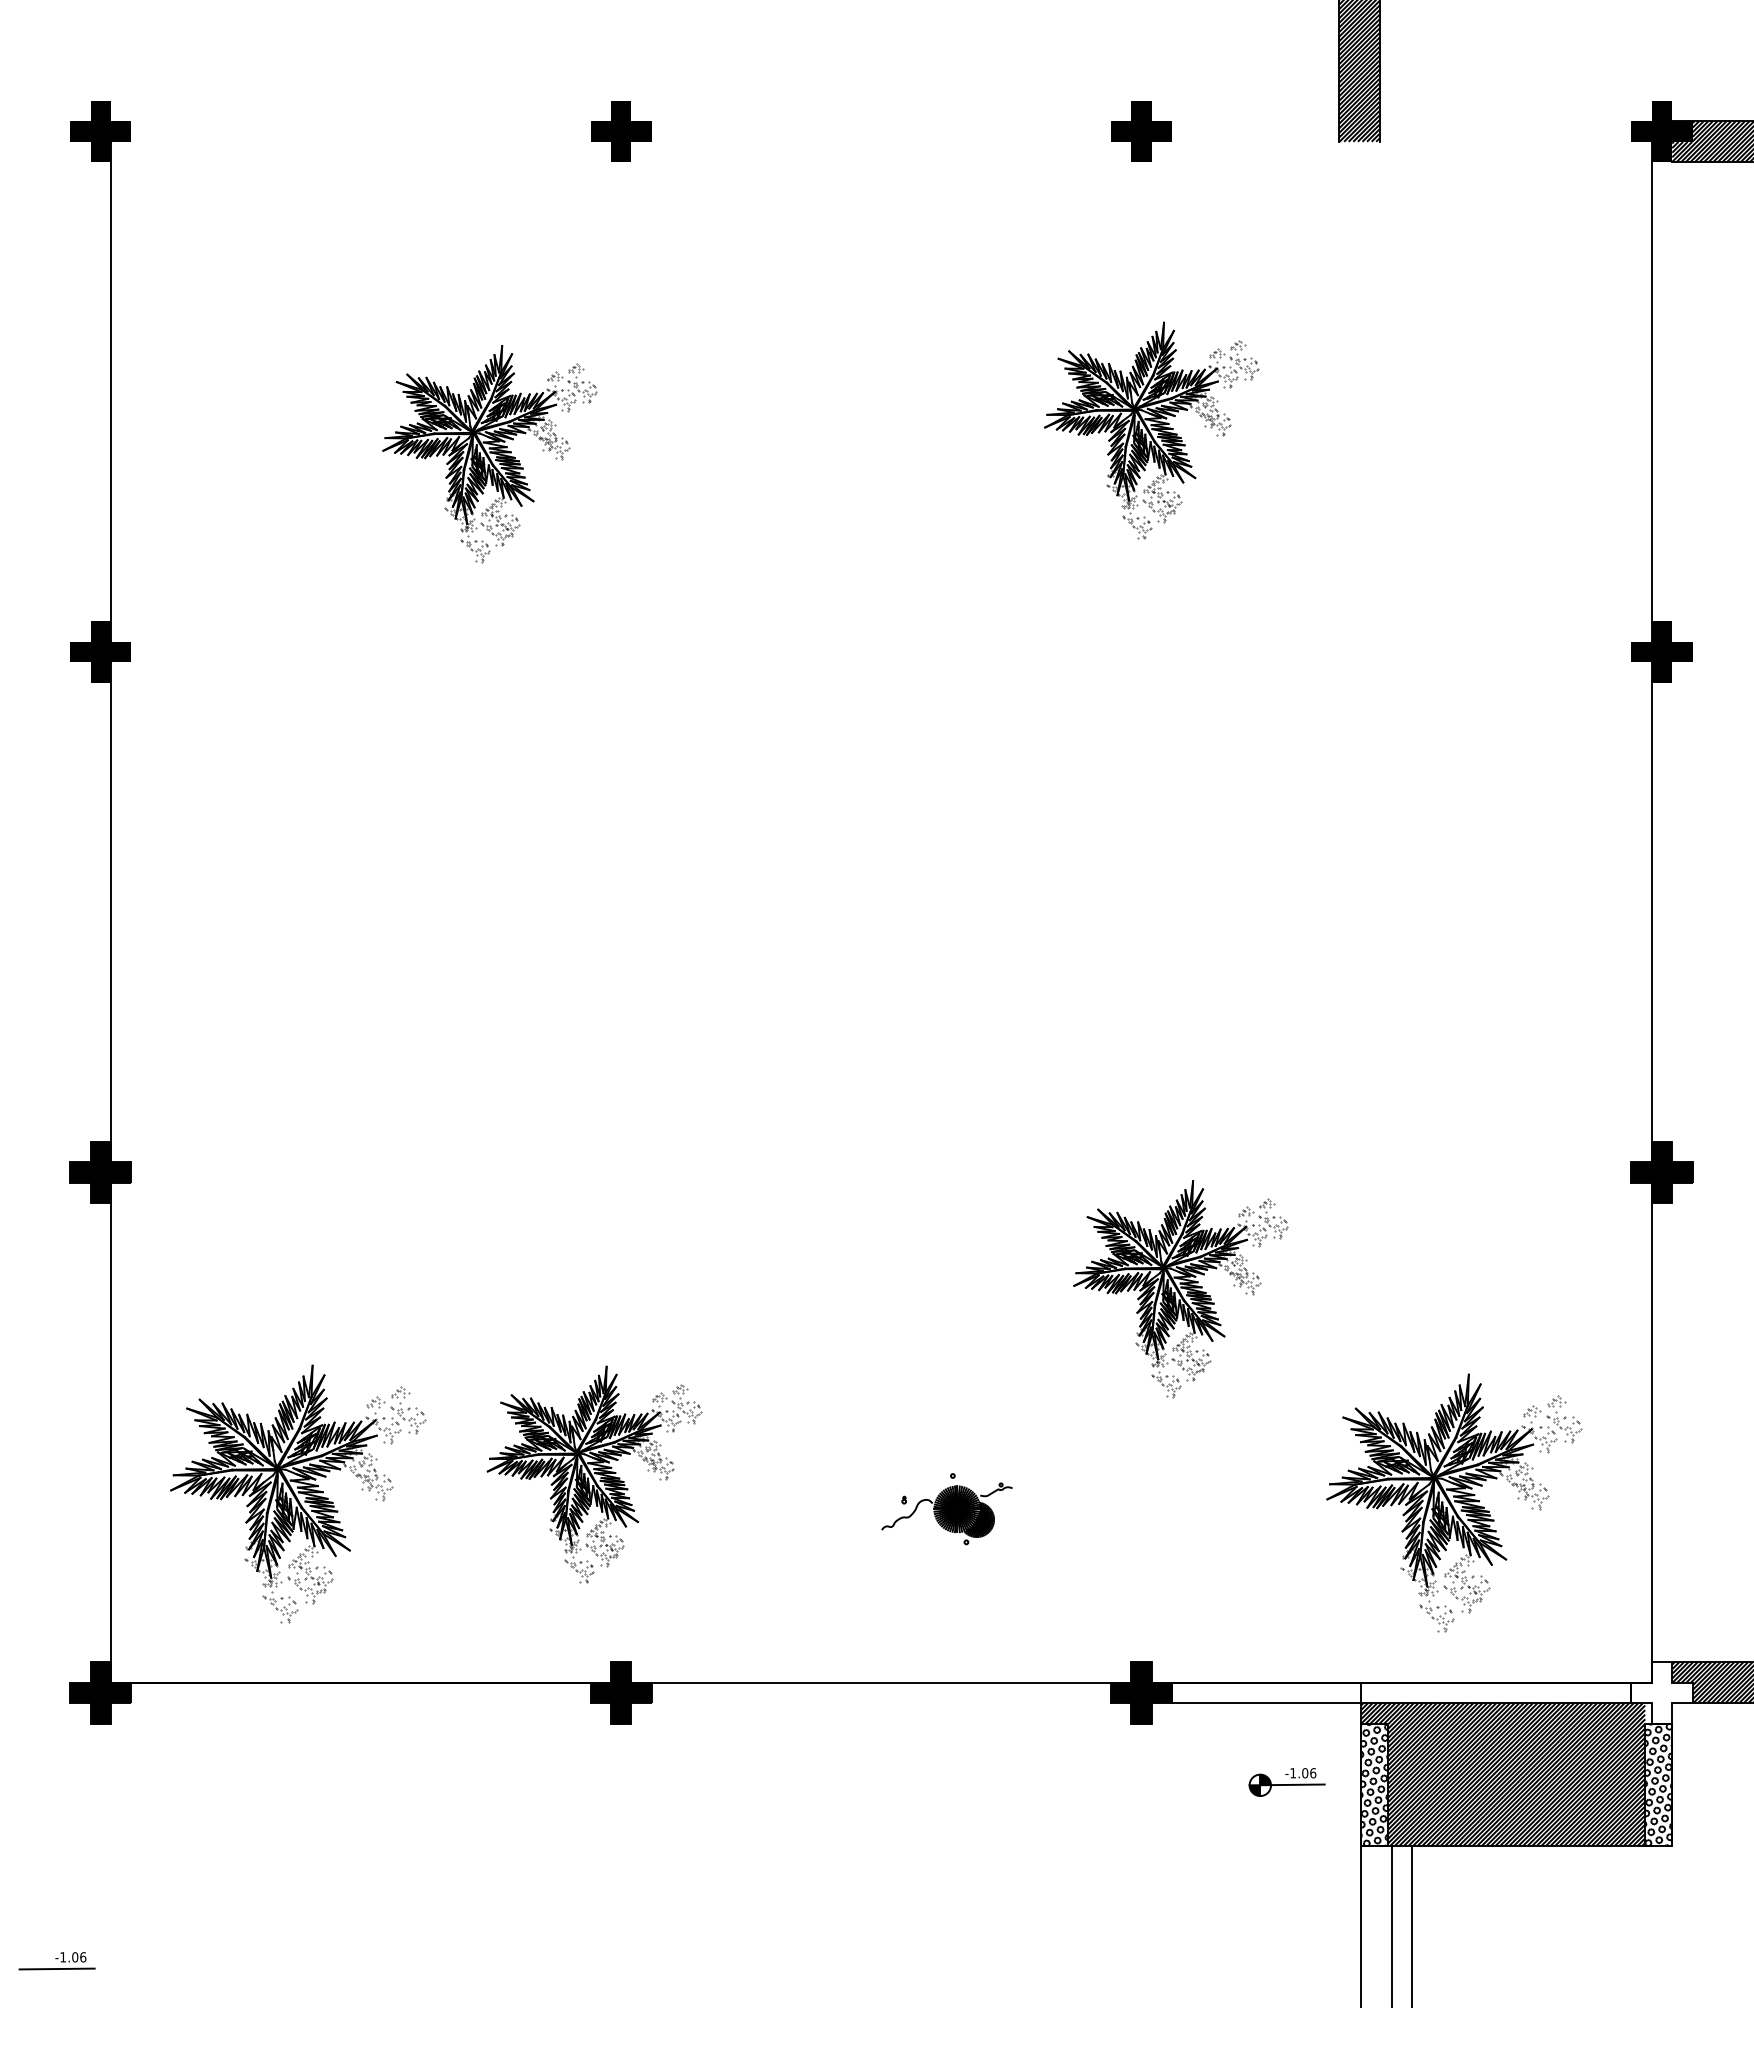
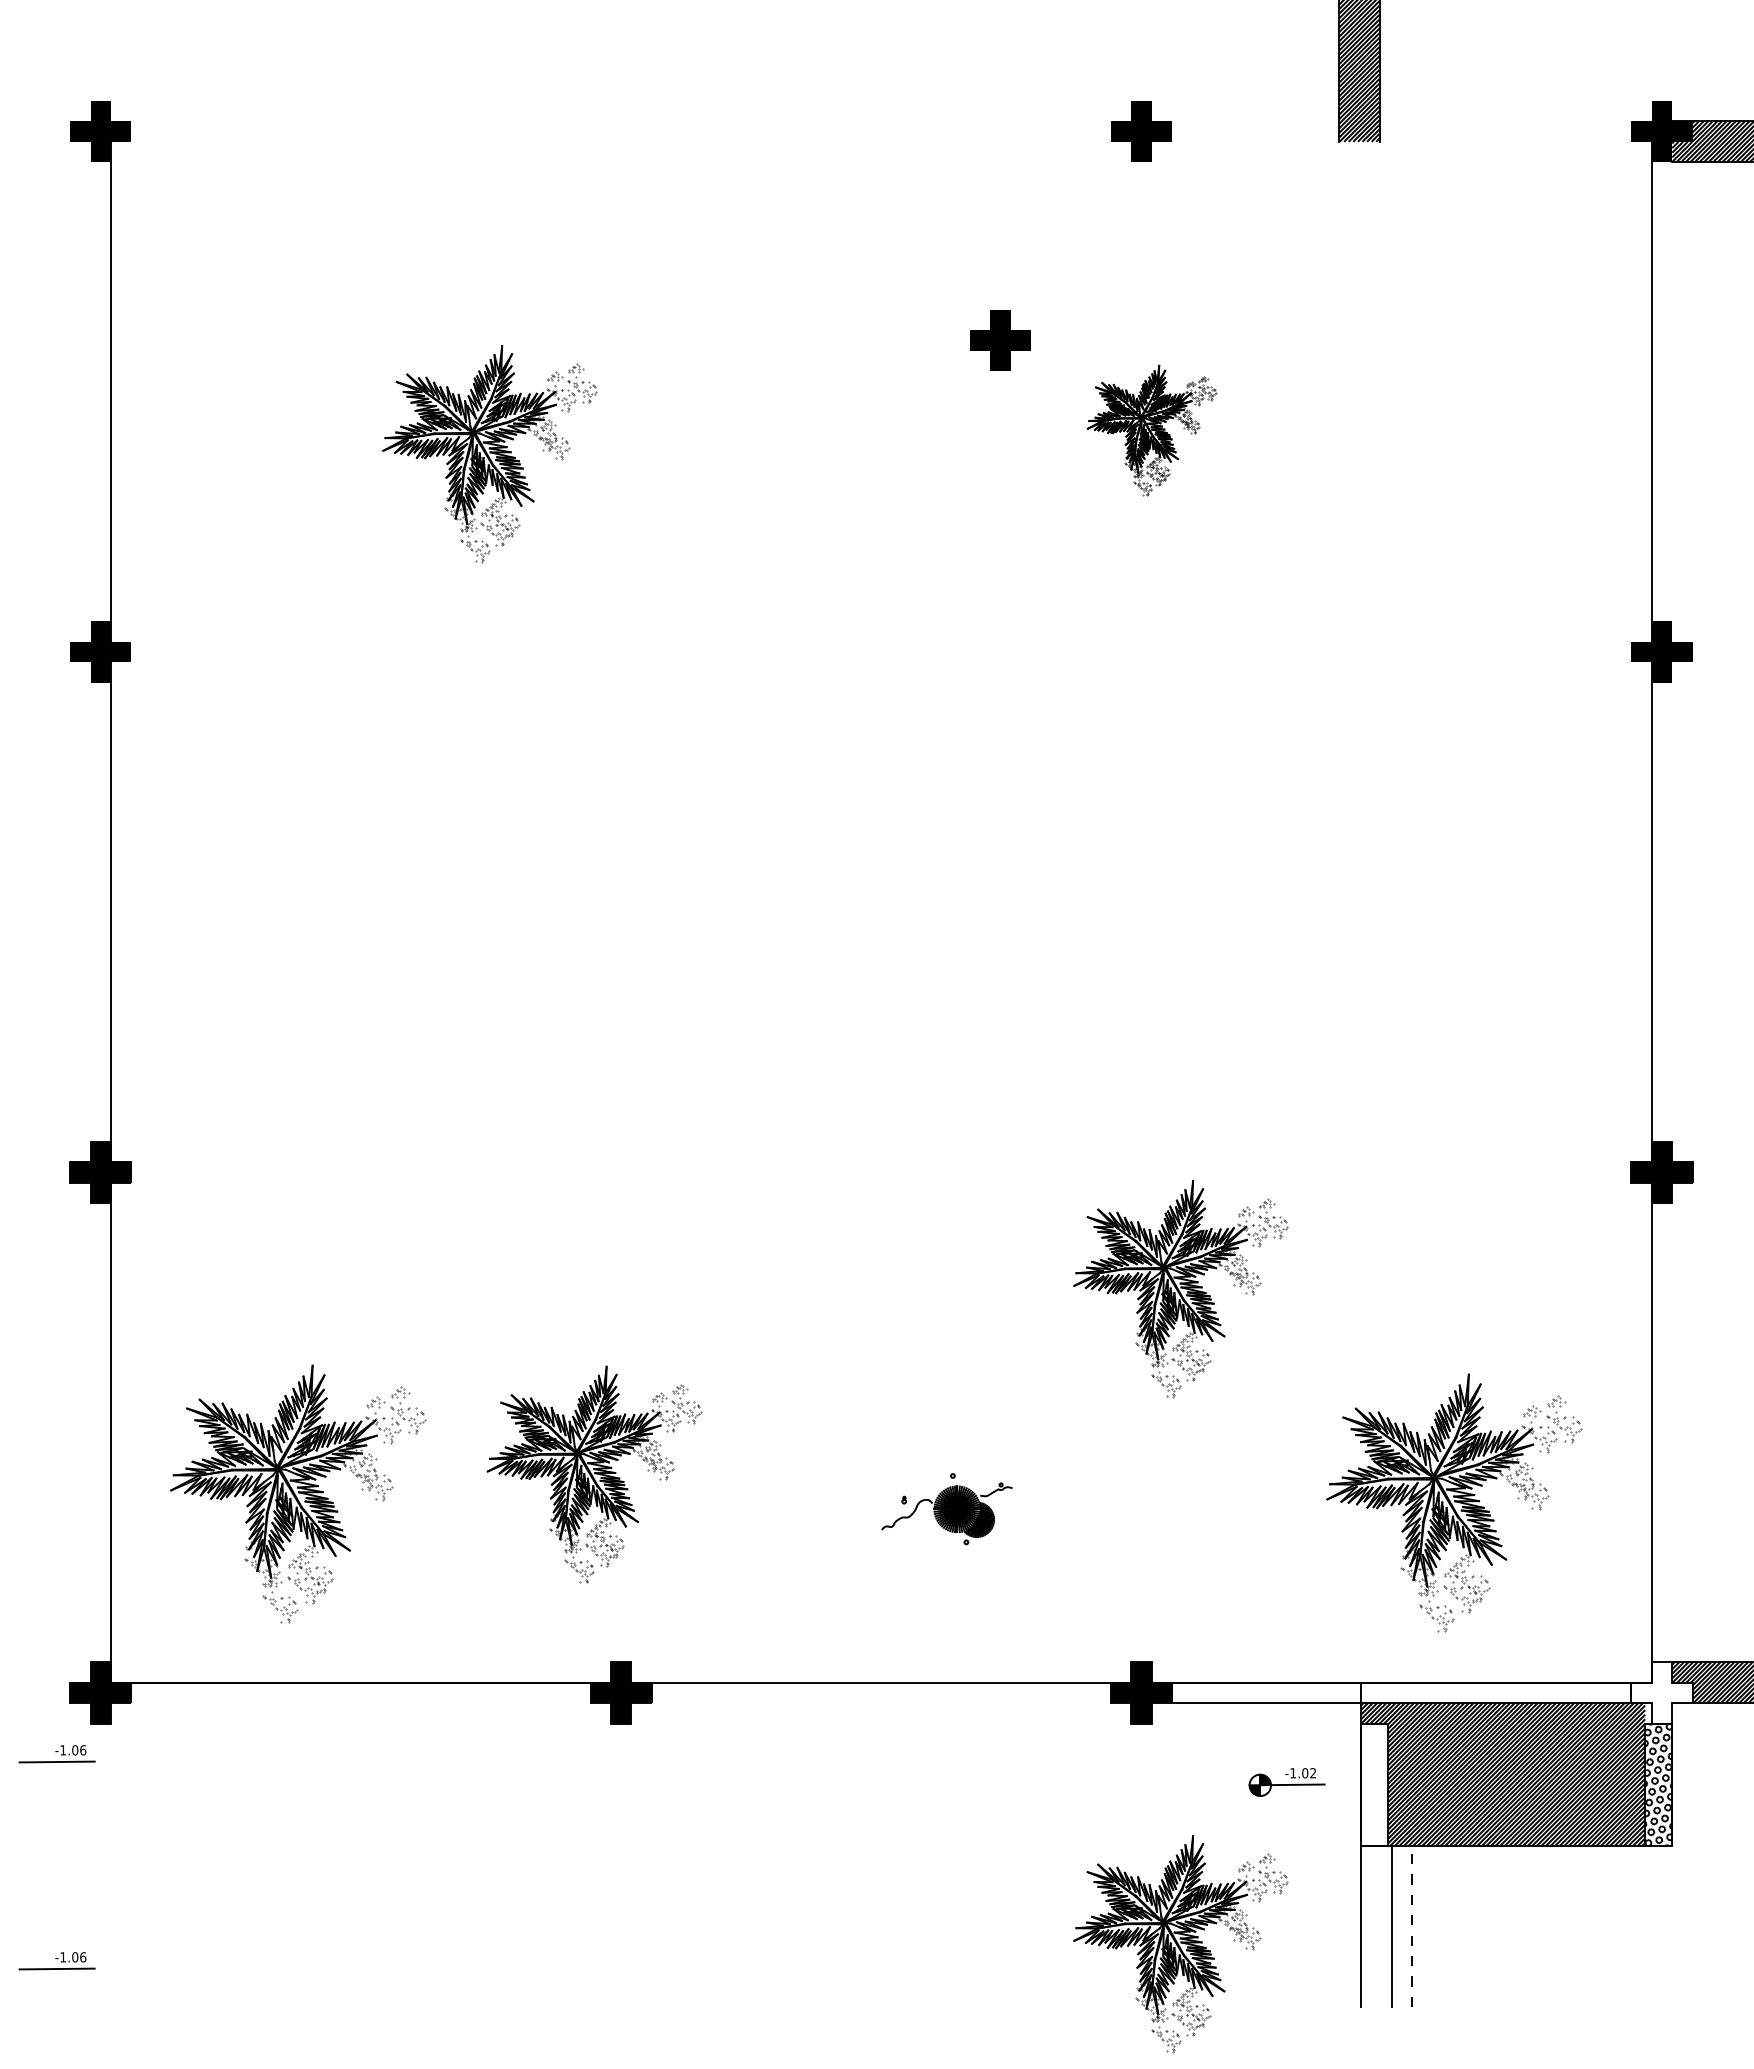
fill: present -> none (620, 131)
part: none -> present (1000, 340)
part size: 216x219 px -> 132x133 px (1151, 430)
part: none -> present (56, 1754)
text: -1.06 -> -1.02 (1313, 1773)
hatch: present -> none (1374, 1784)
line: solid -> dashed (1412, 1926)
part: none -> present (1180, 1944)
